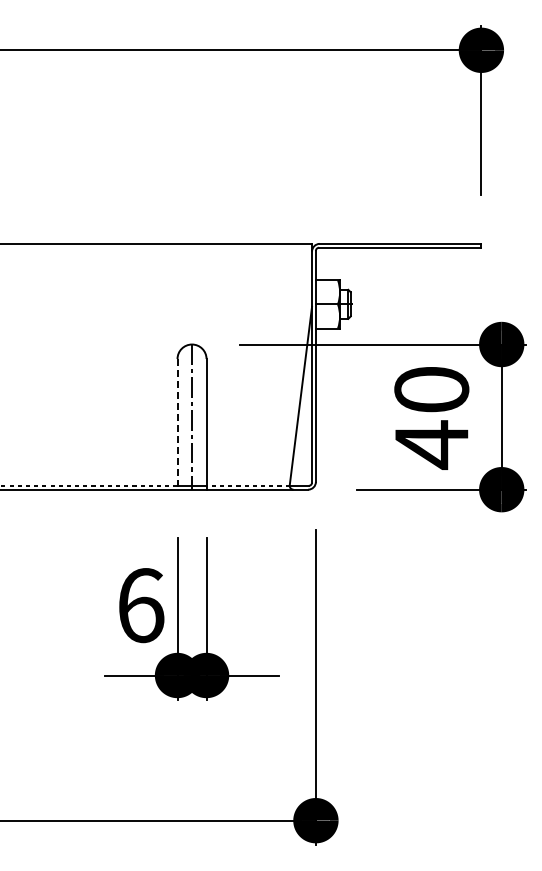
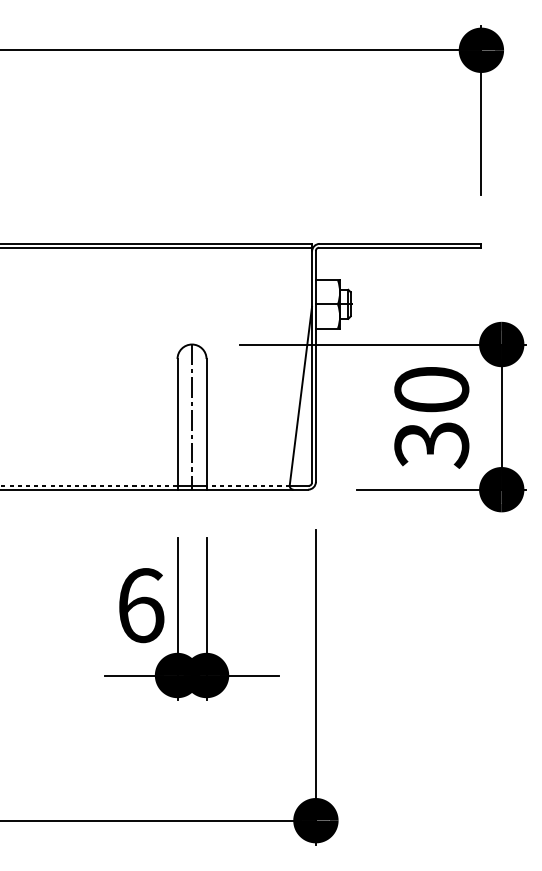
line: none -> present (157, 247)
line: dashed -> solid (177, 424)
text: 40 -> 30 (431, 444)
